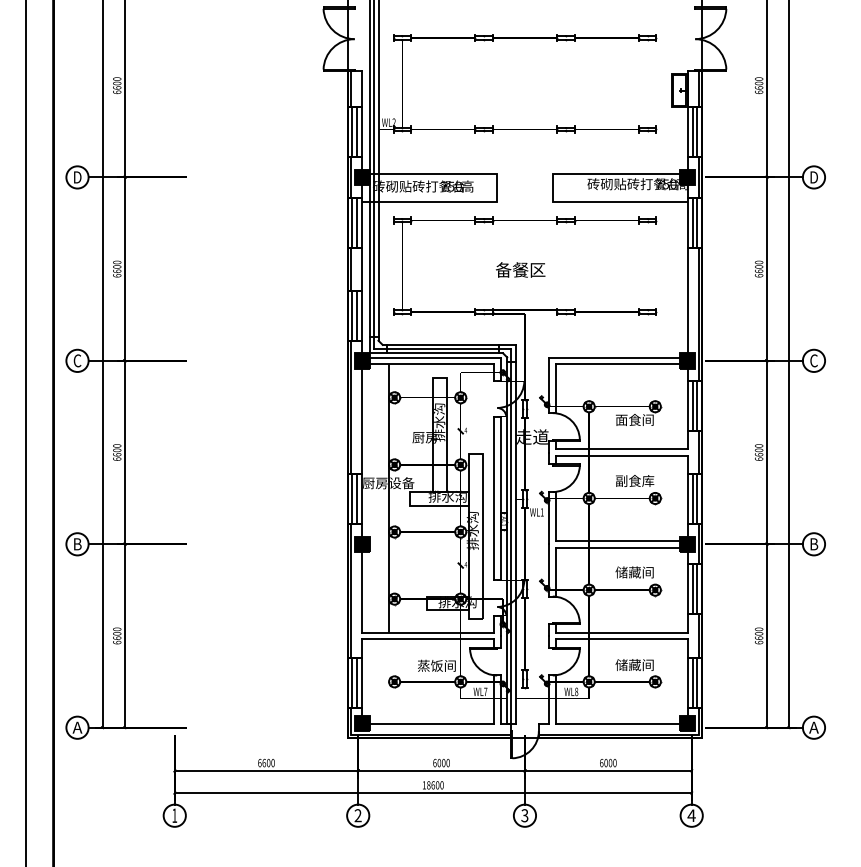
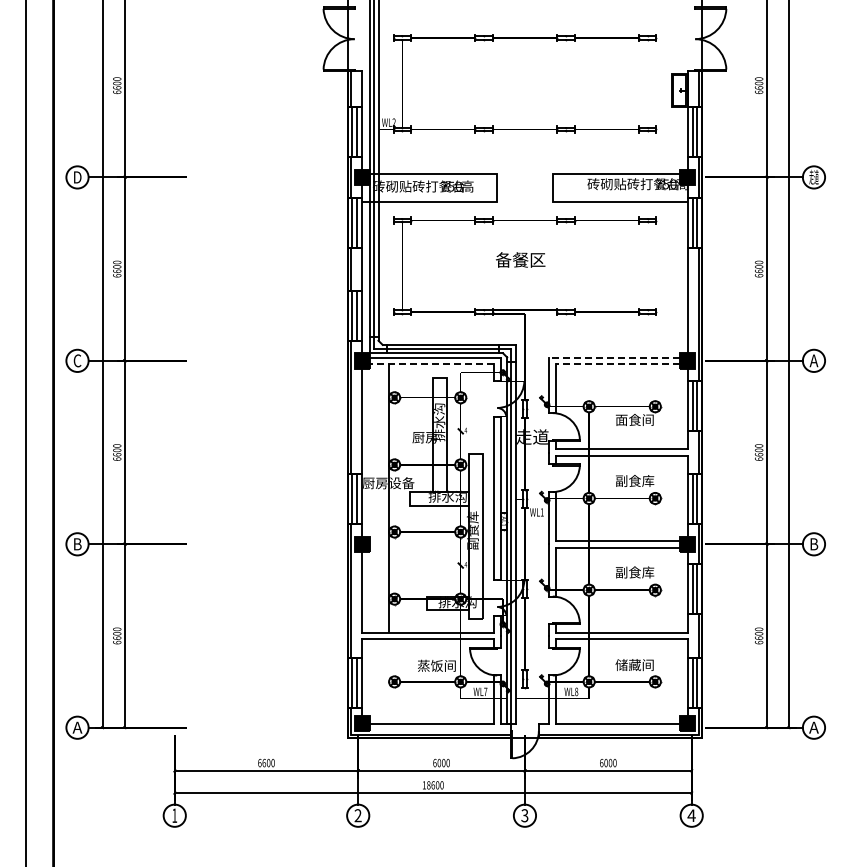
text: D -> 走道 (813, 176)
text position: (520, 269) -> (520, 259) (520, 259)
line: solid -> dashed (614, 357)
text: C -> A (813, 360)
line: solid -> dashed (432, 364)
line: solid -> dashed (617, 364)
text: 排水沟 -> 副食库 (472, 530)
text: 储藏间 -> 副食库 (634, 572)
